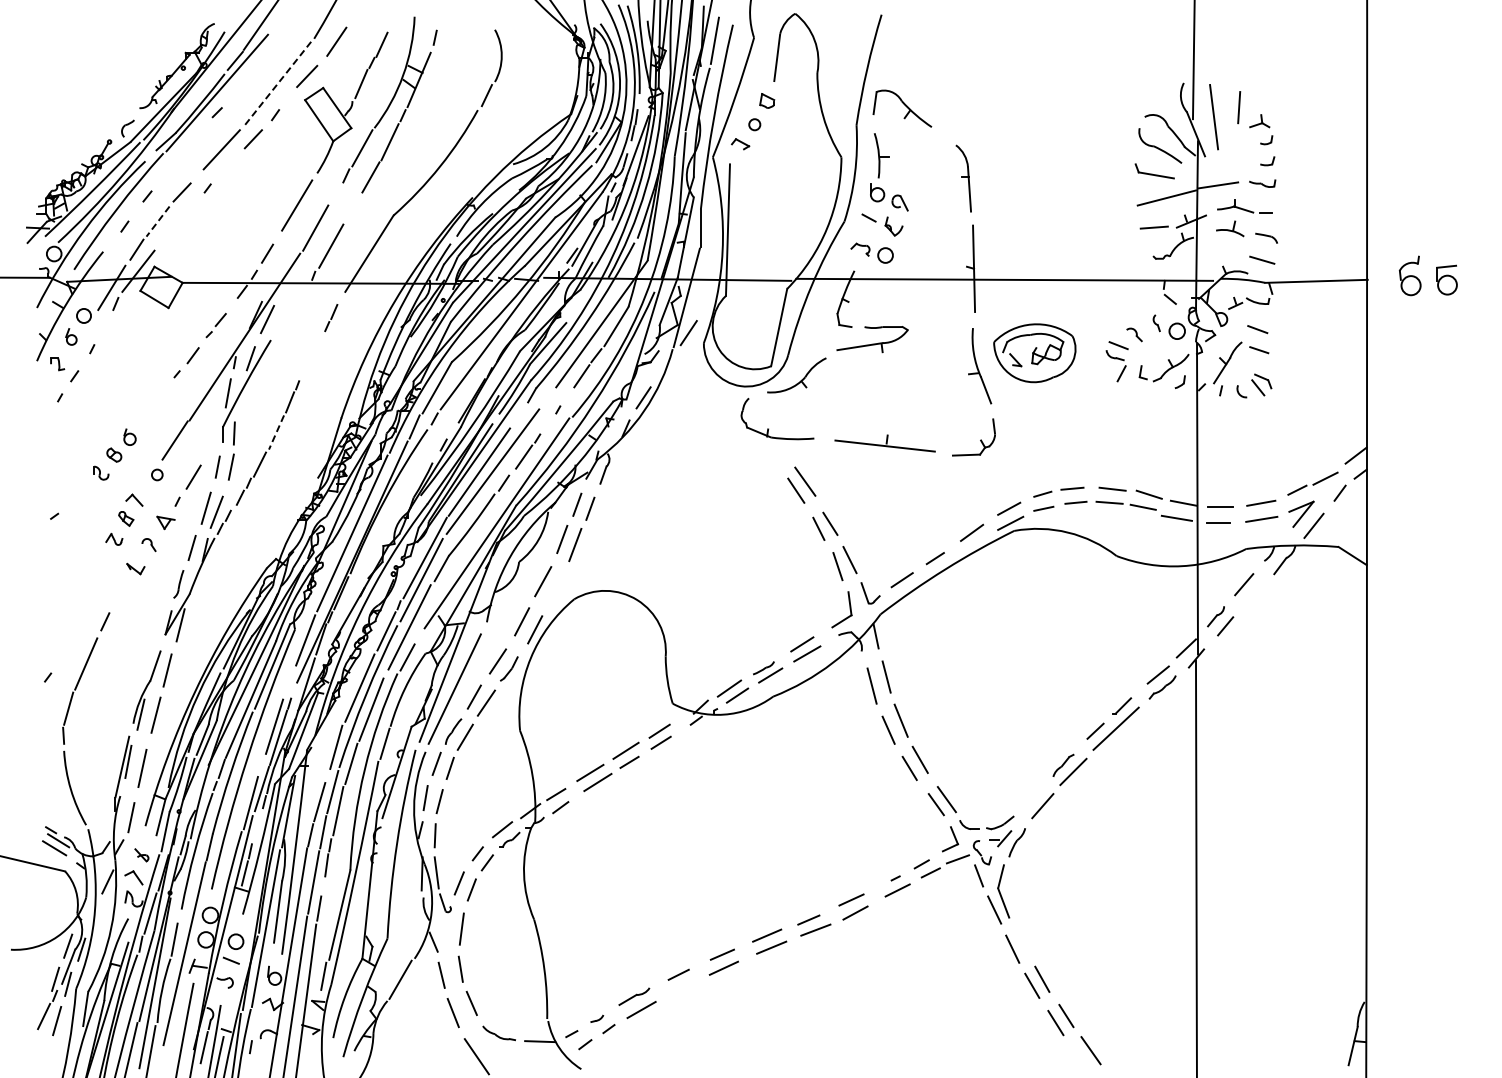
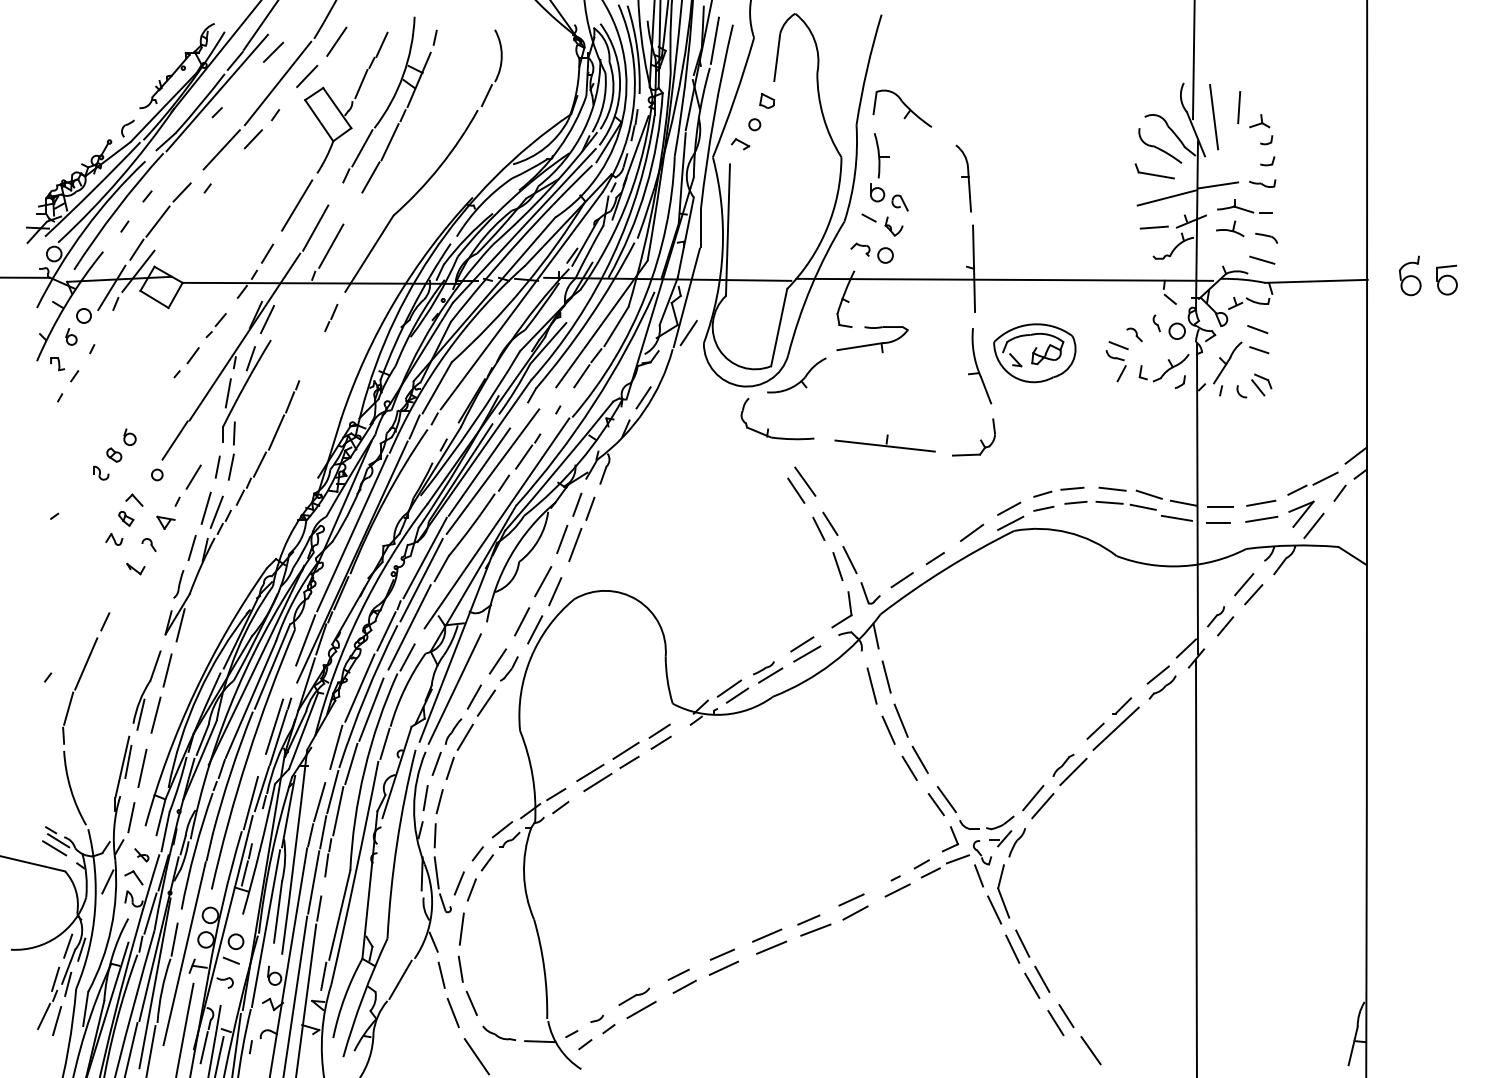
line: none -> present (273, 51)
line: dashed -> solid (277, 83)
line: dashed -> solid (158, 221)
line: dashed -> solid (276, 432)
line: none -> present (555, 591)
line: none -> present (1253, 594)
line: none -> present (1033, 798)
line: none -> present (1022, 943)
line: none -> present (684, 986)
